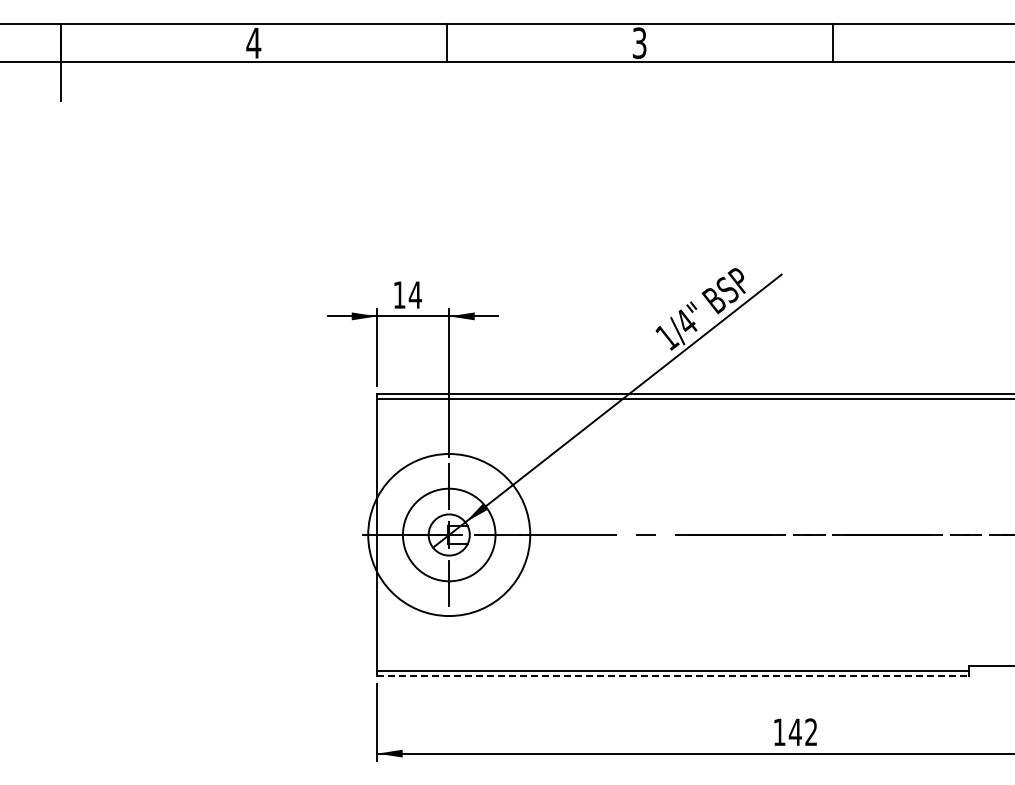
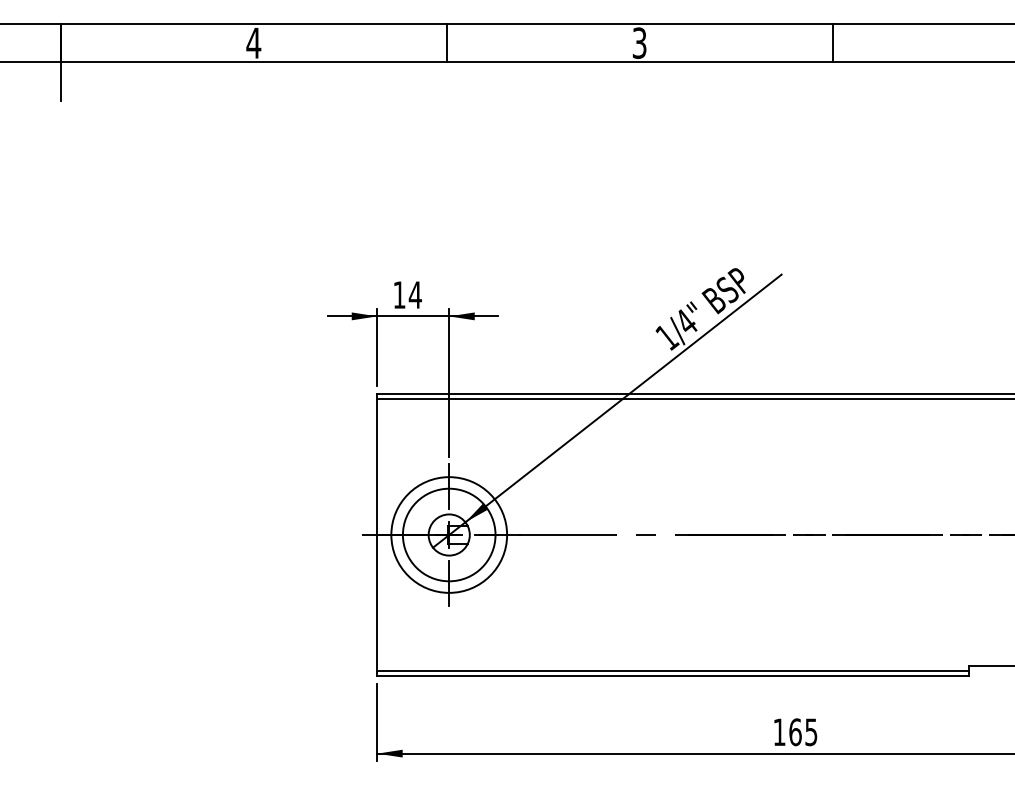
circle diameter: 162 px -> 116 px (449, 534)
line: dashed -> solid (673, 676)
text: 142 -> 165 (802, 732)
